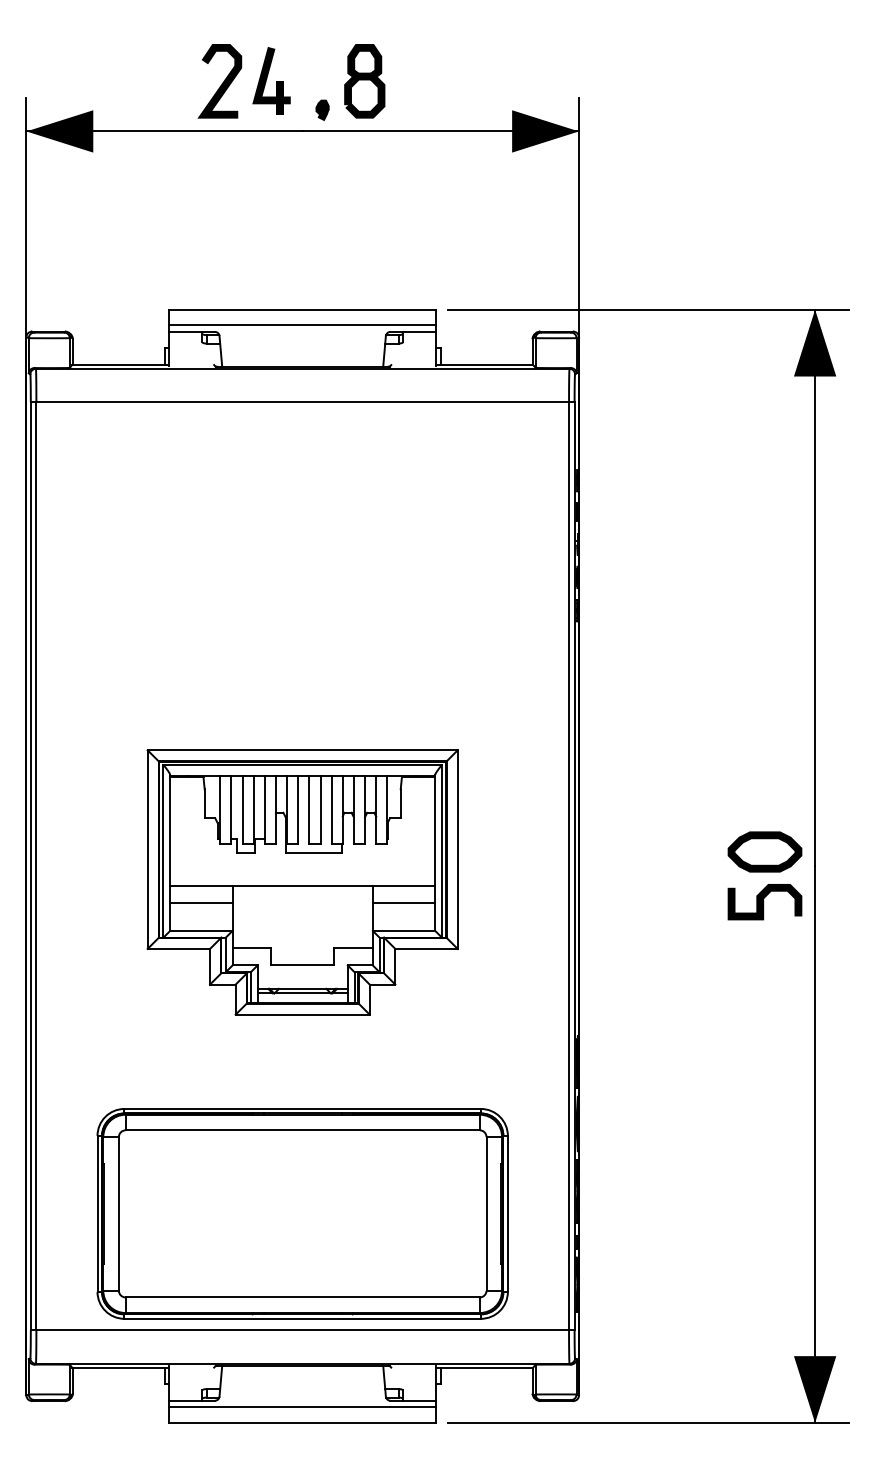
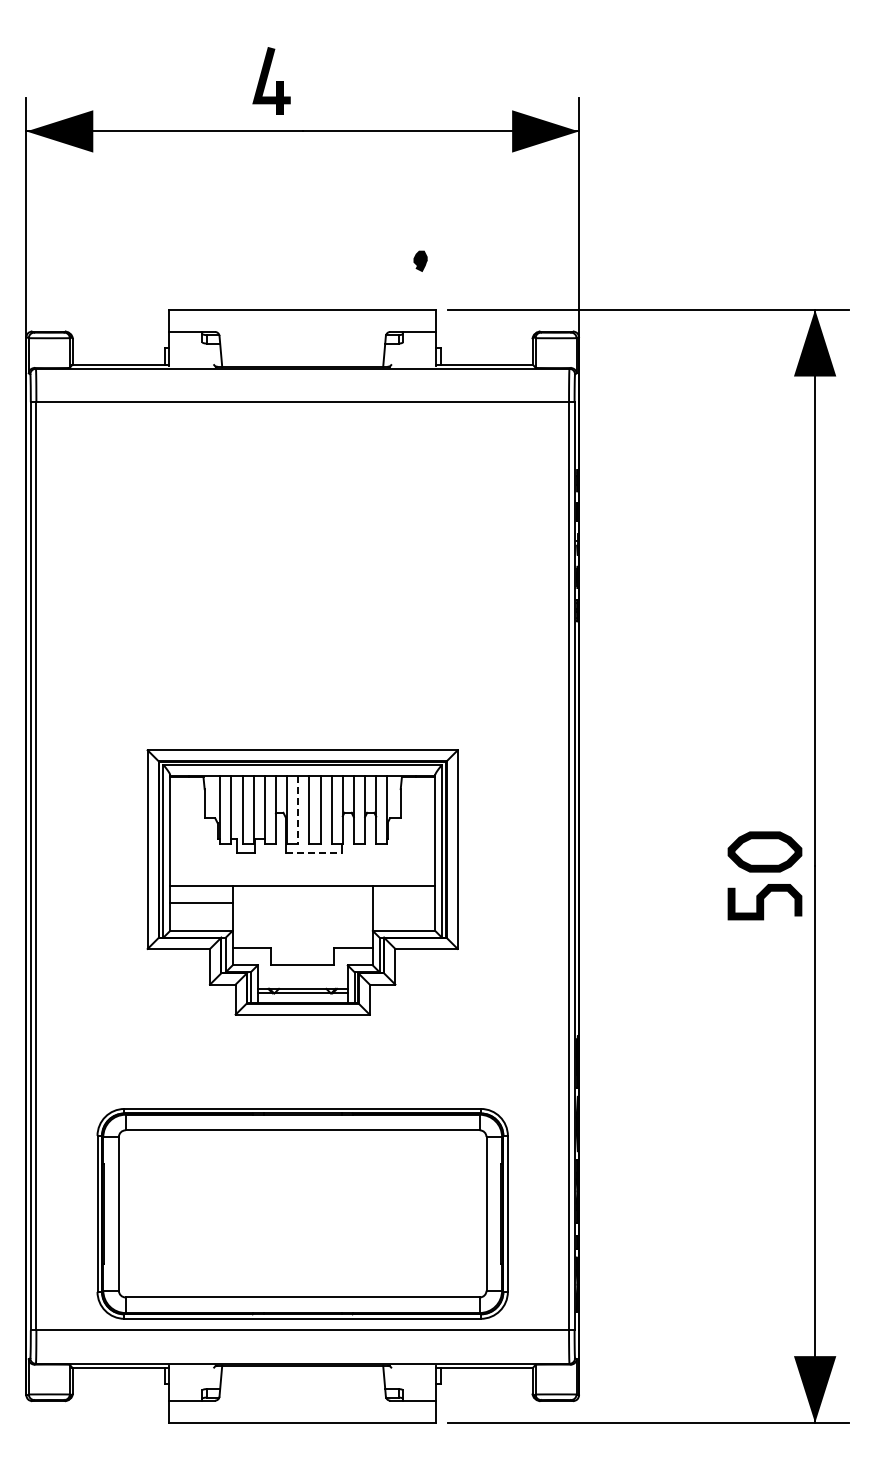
part: present -> none (364, 81)
curve: present -> none (222, 82)
part position: (322, 109) -> (420, 260) (420, 260)
line: present -> none (302, 325)
line: solid -> dashed (298, 810)
line: solid -> dashed (314, 852)
line: present -> none (403, 903)
line: present -> none (302, 1407)
